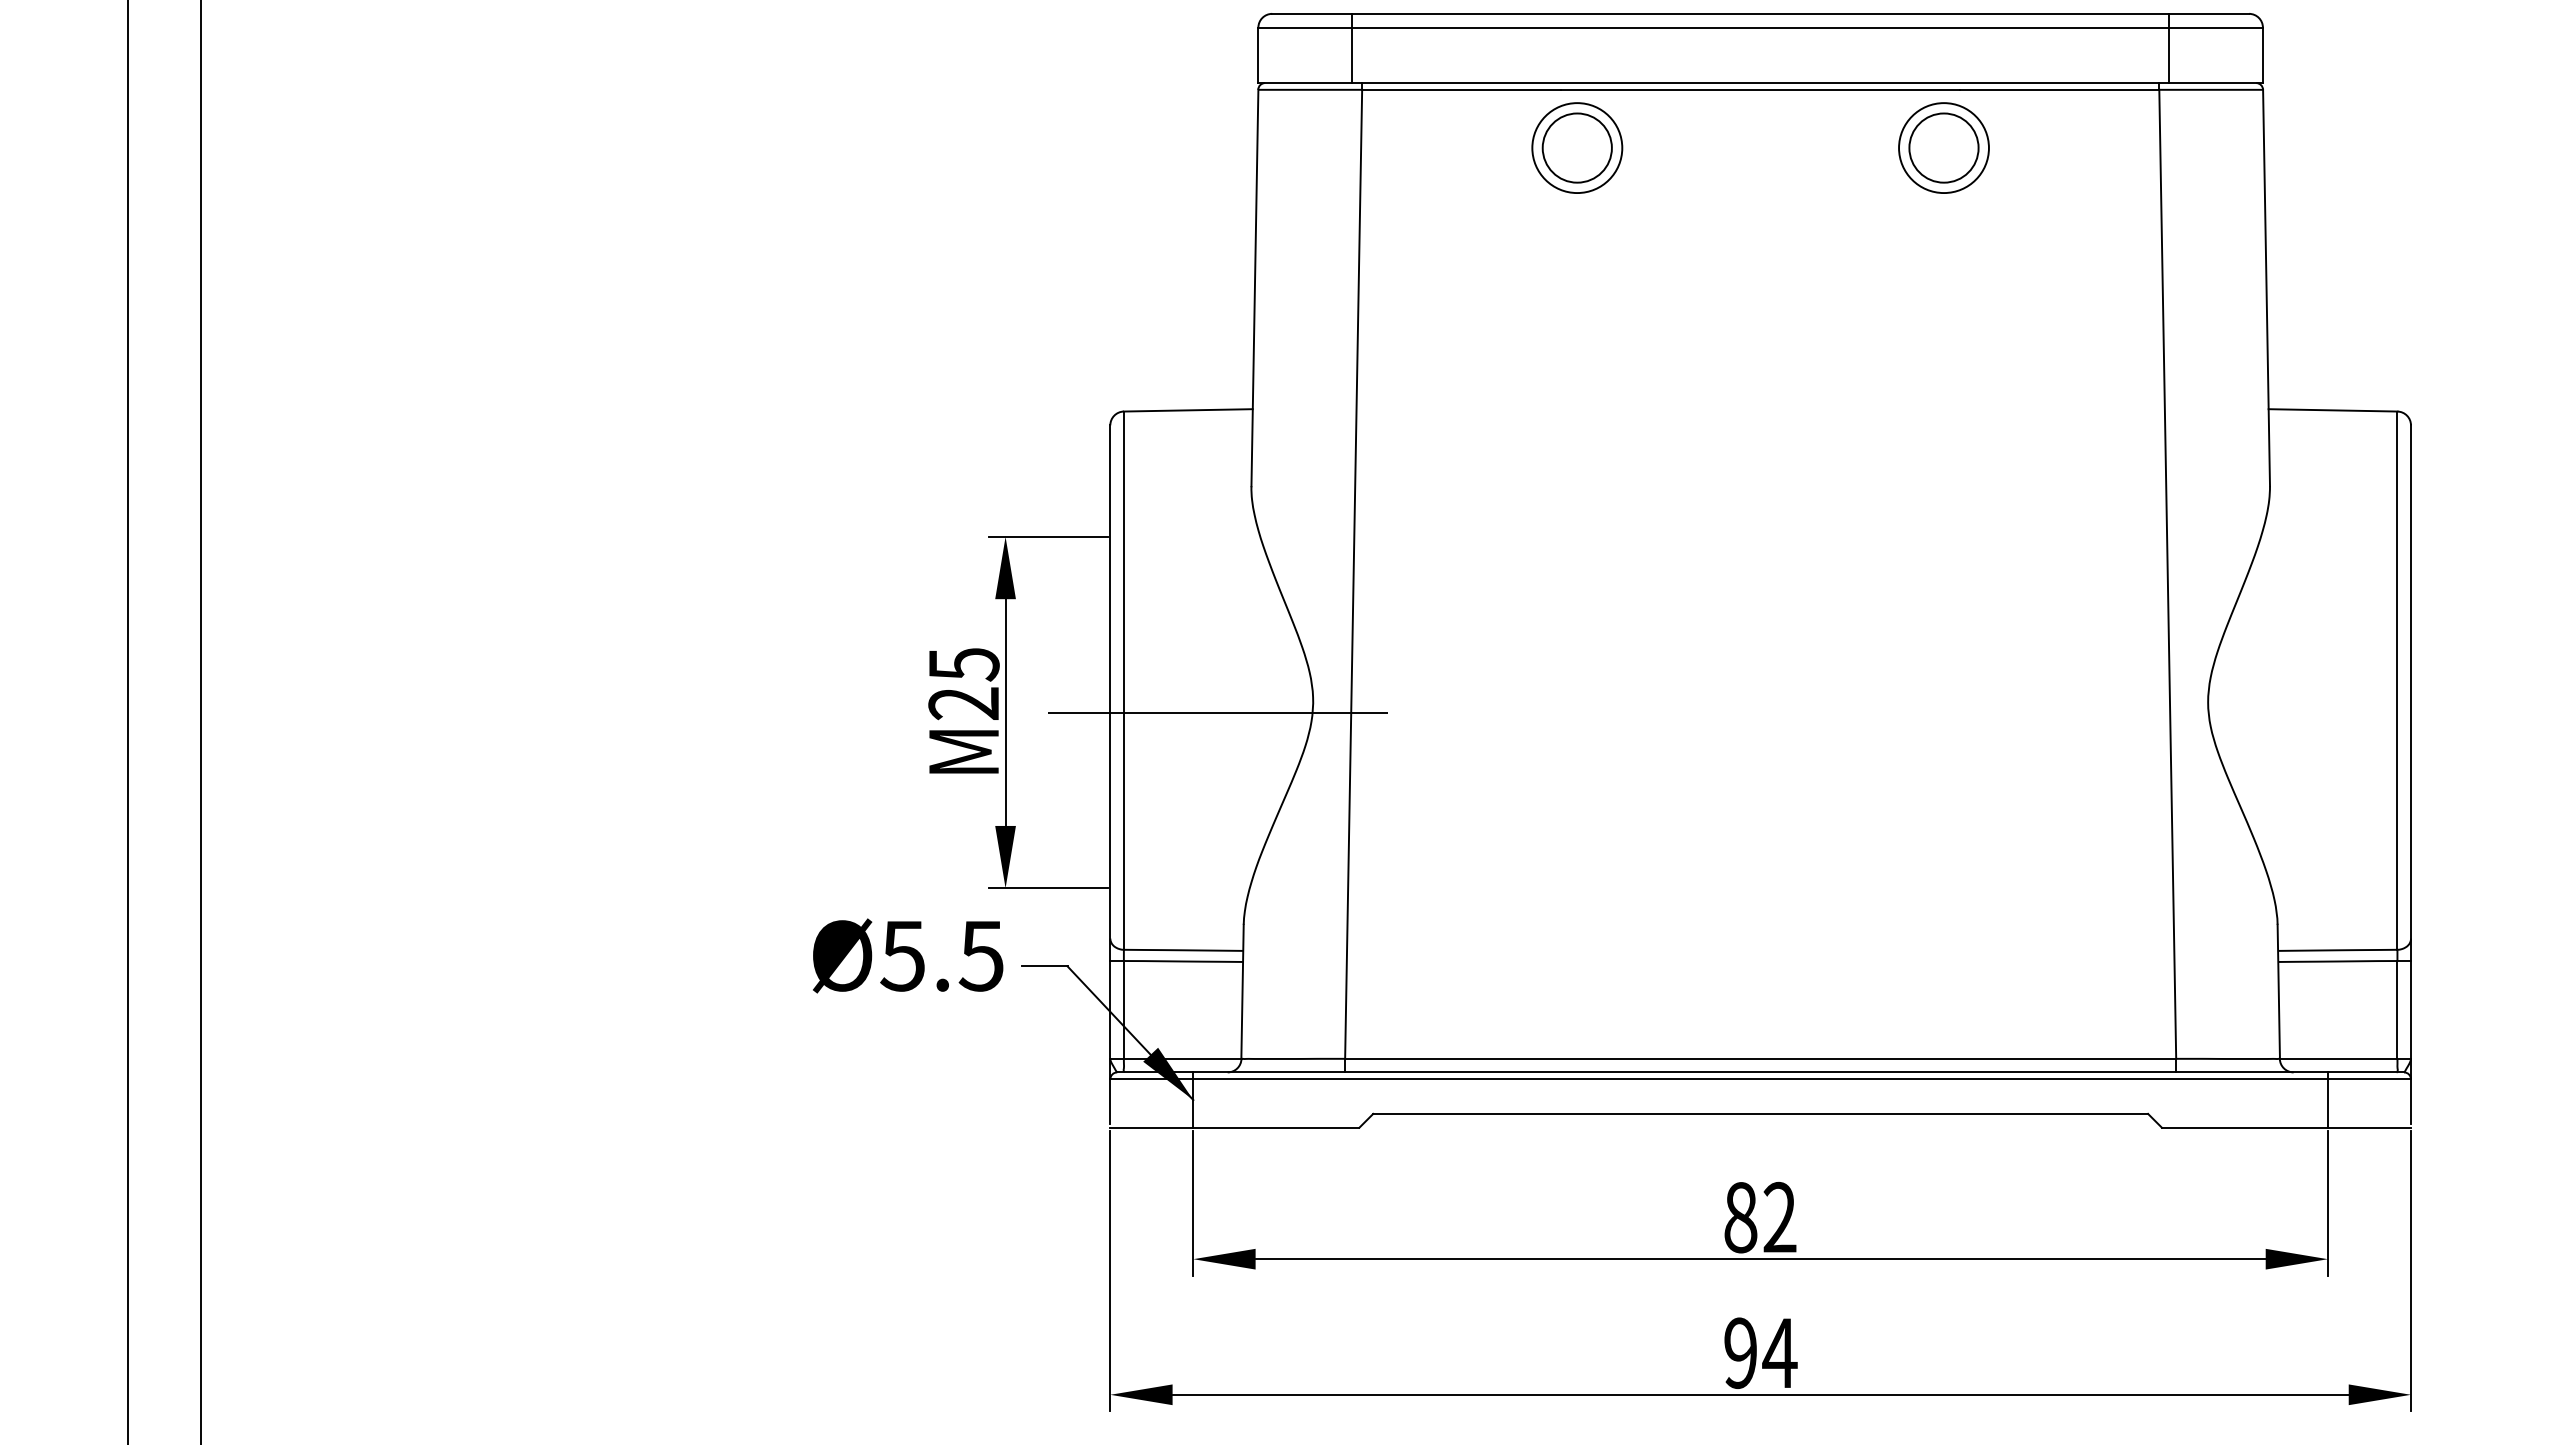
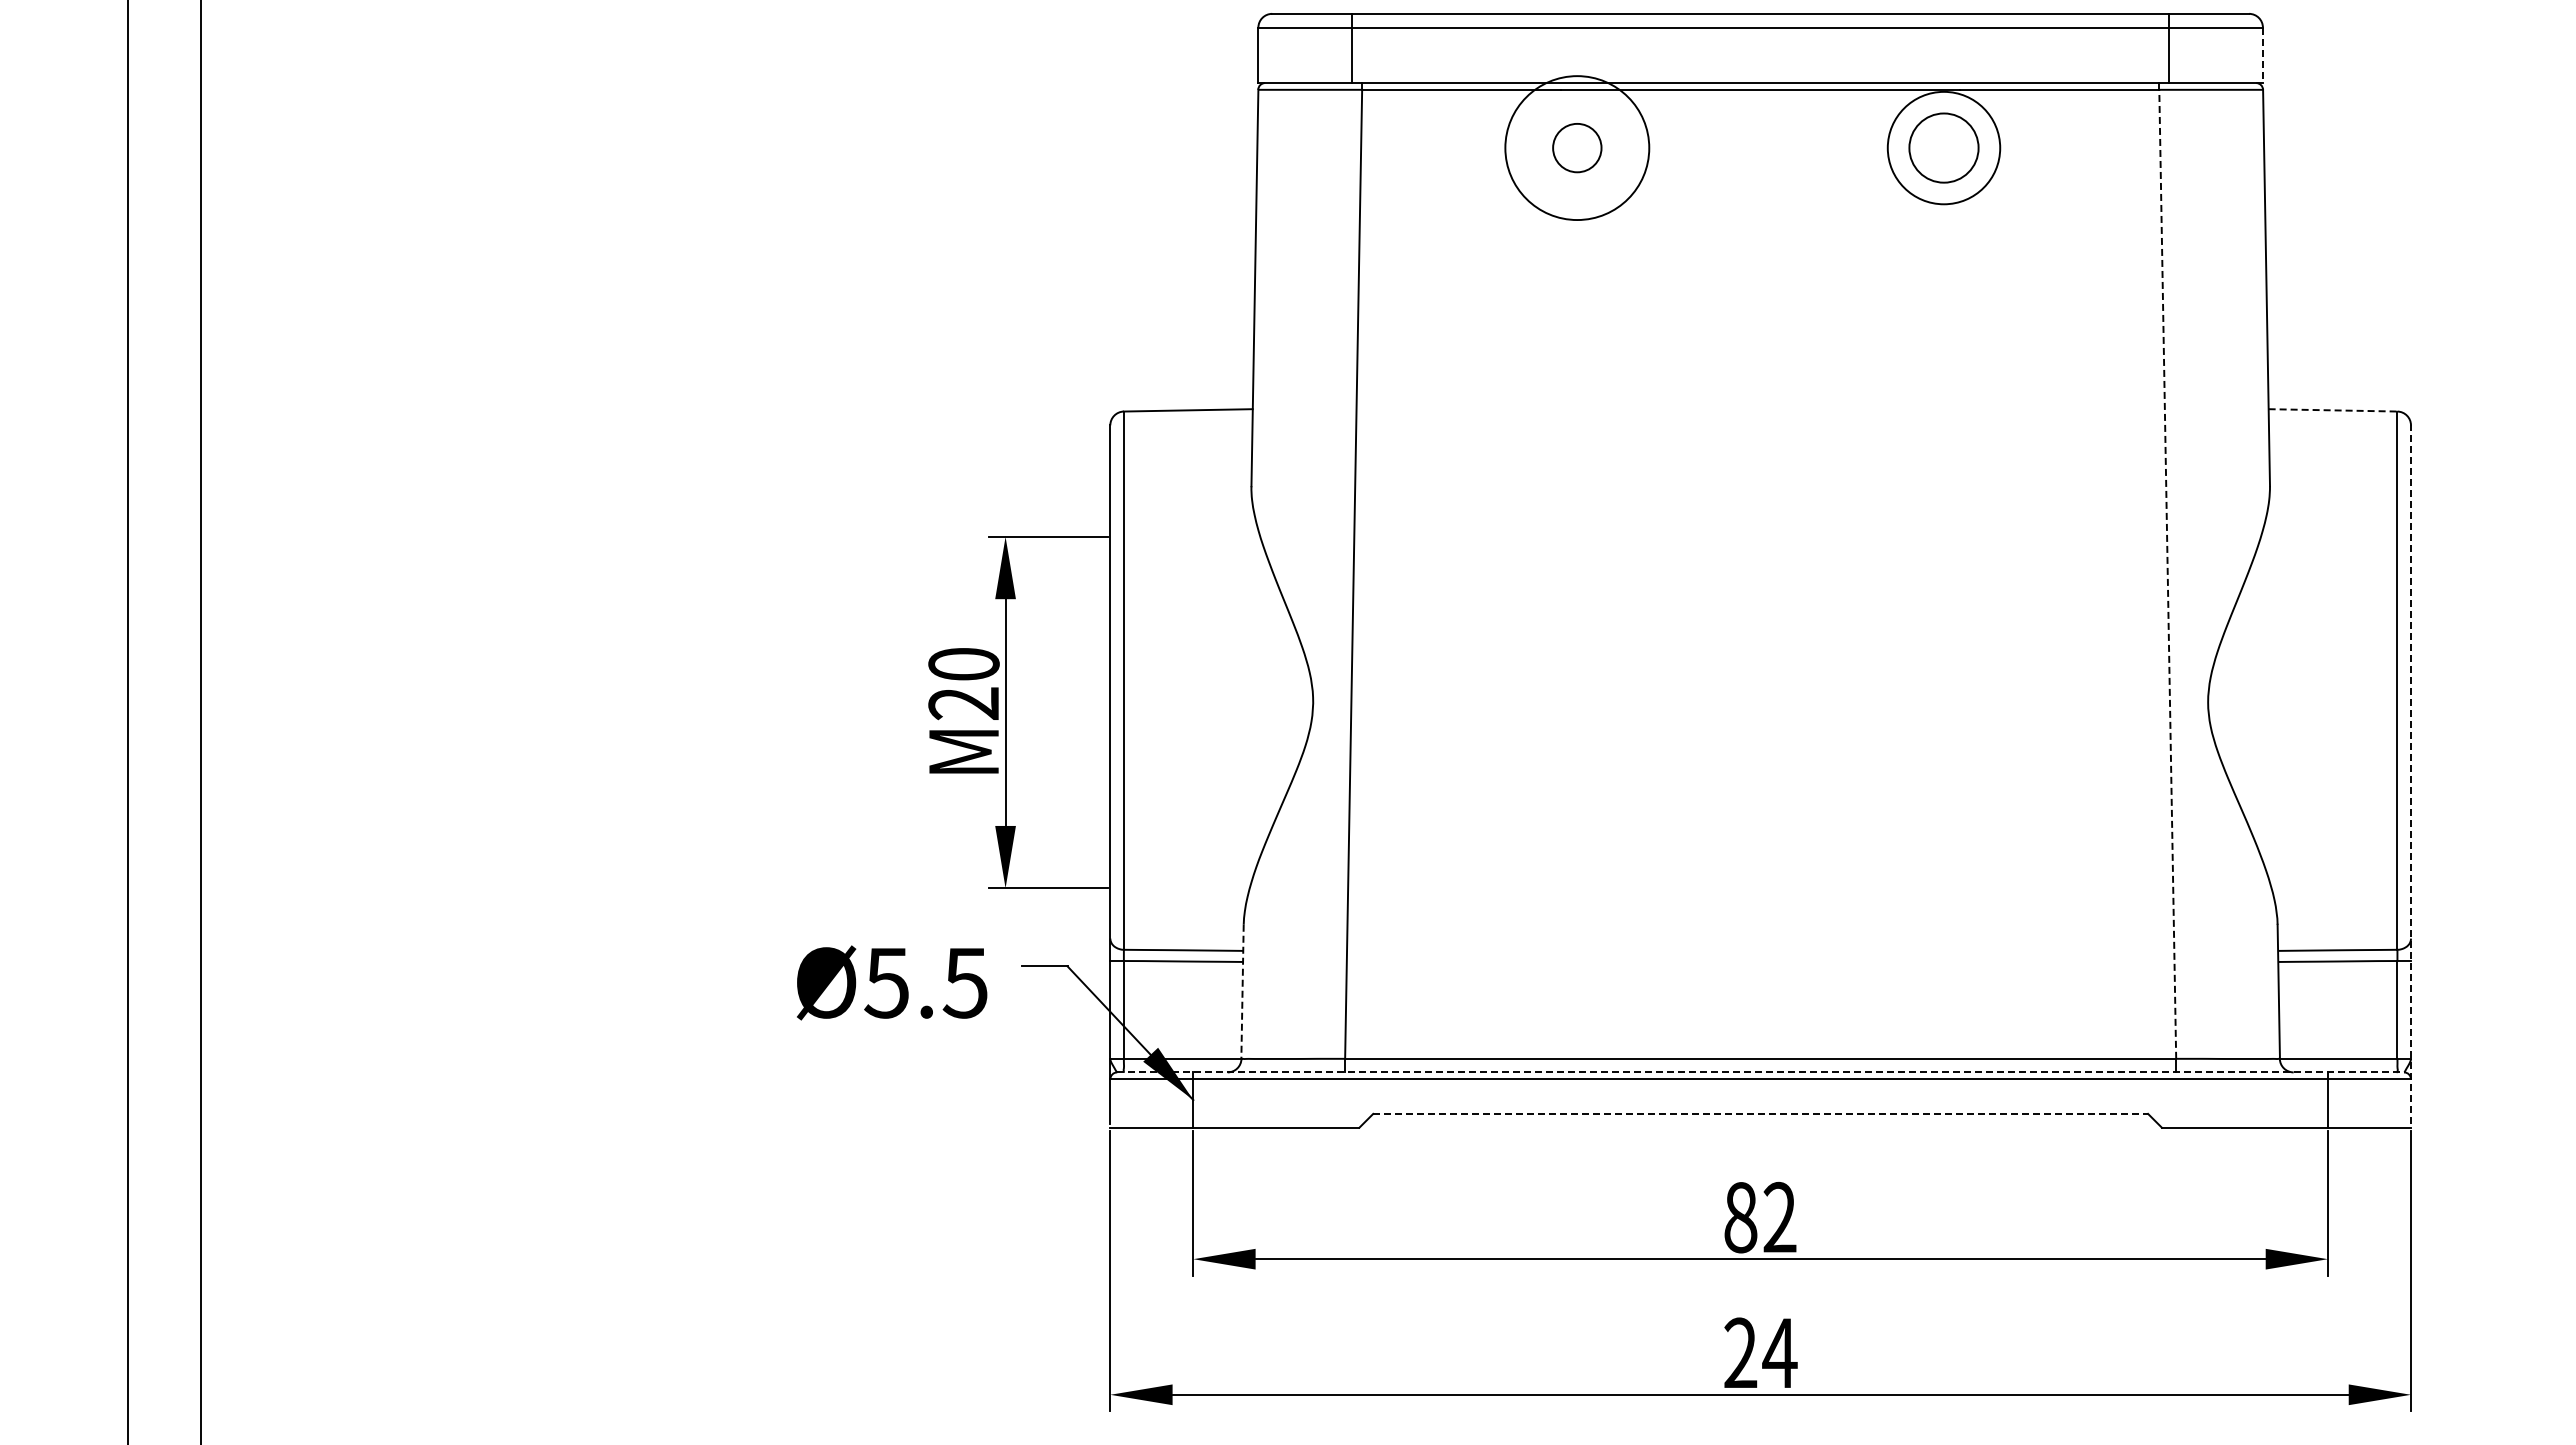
line: solid -> dashed (2262, 55)
circle diameter: 69 px -> 48 px (1577, 147)
circle diameter: 90 px -> 144 px (1577, 148)
circle diameter: 90 px -> 112 px (1943, 147)
line: solid -> dashed (2333, 410)
line: solid -> dashed (2167, 574)
text: M25 -> M20 (963, 664)
line: present -> none (1218, 712)
line: solid -> dashed (2411, 774)
text position: (908, 955) -> (892, 982) (892, 982)
line: solid -> dashed (1242, 992)
line: solid -> dashed (1761, 1072)
line: solid -> dashed (1761, 1113)
text: 94 -> 24 (1740, 1352)
